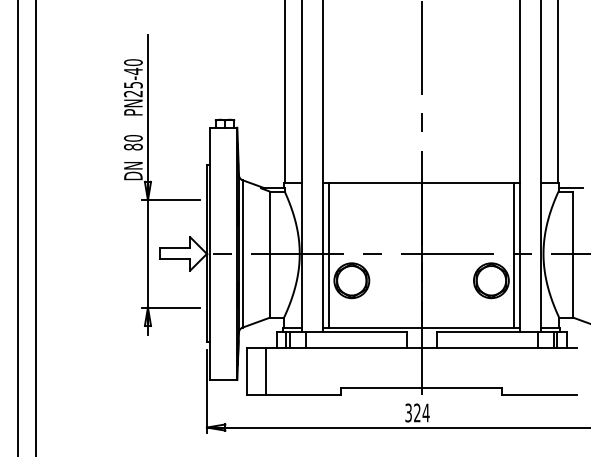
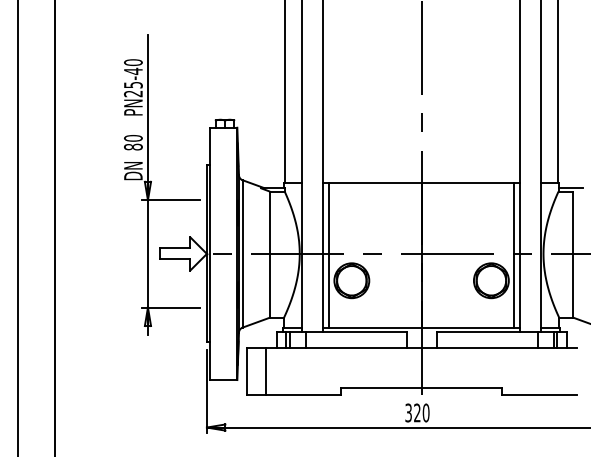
line position: (35, 227) -> (54, 227) (54, 227)
text: 324 -> 320 (425, 412)
